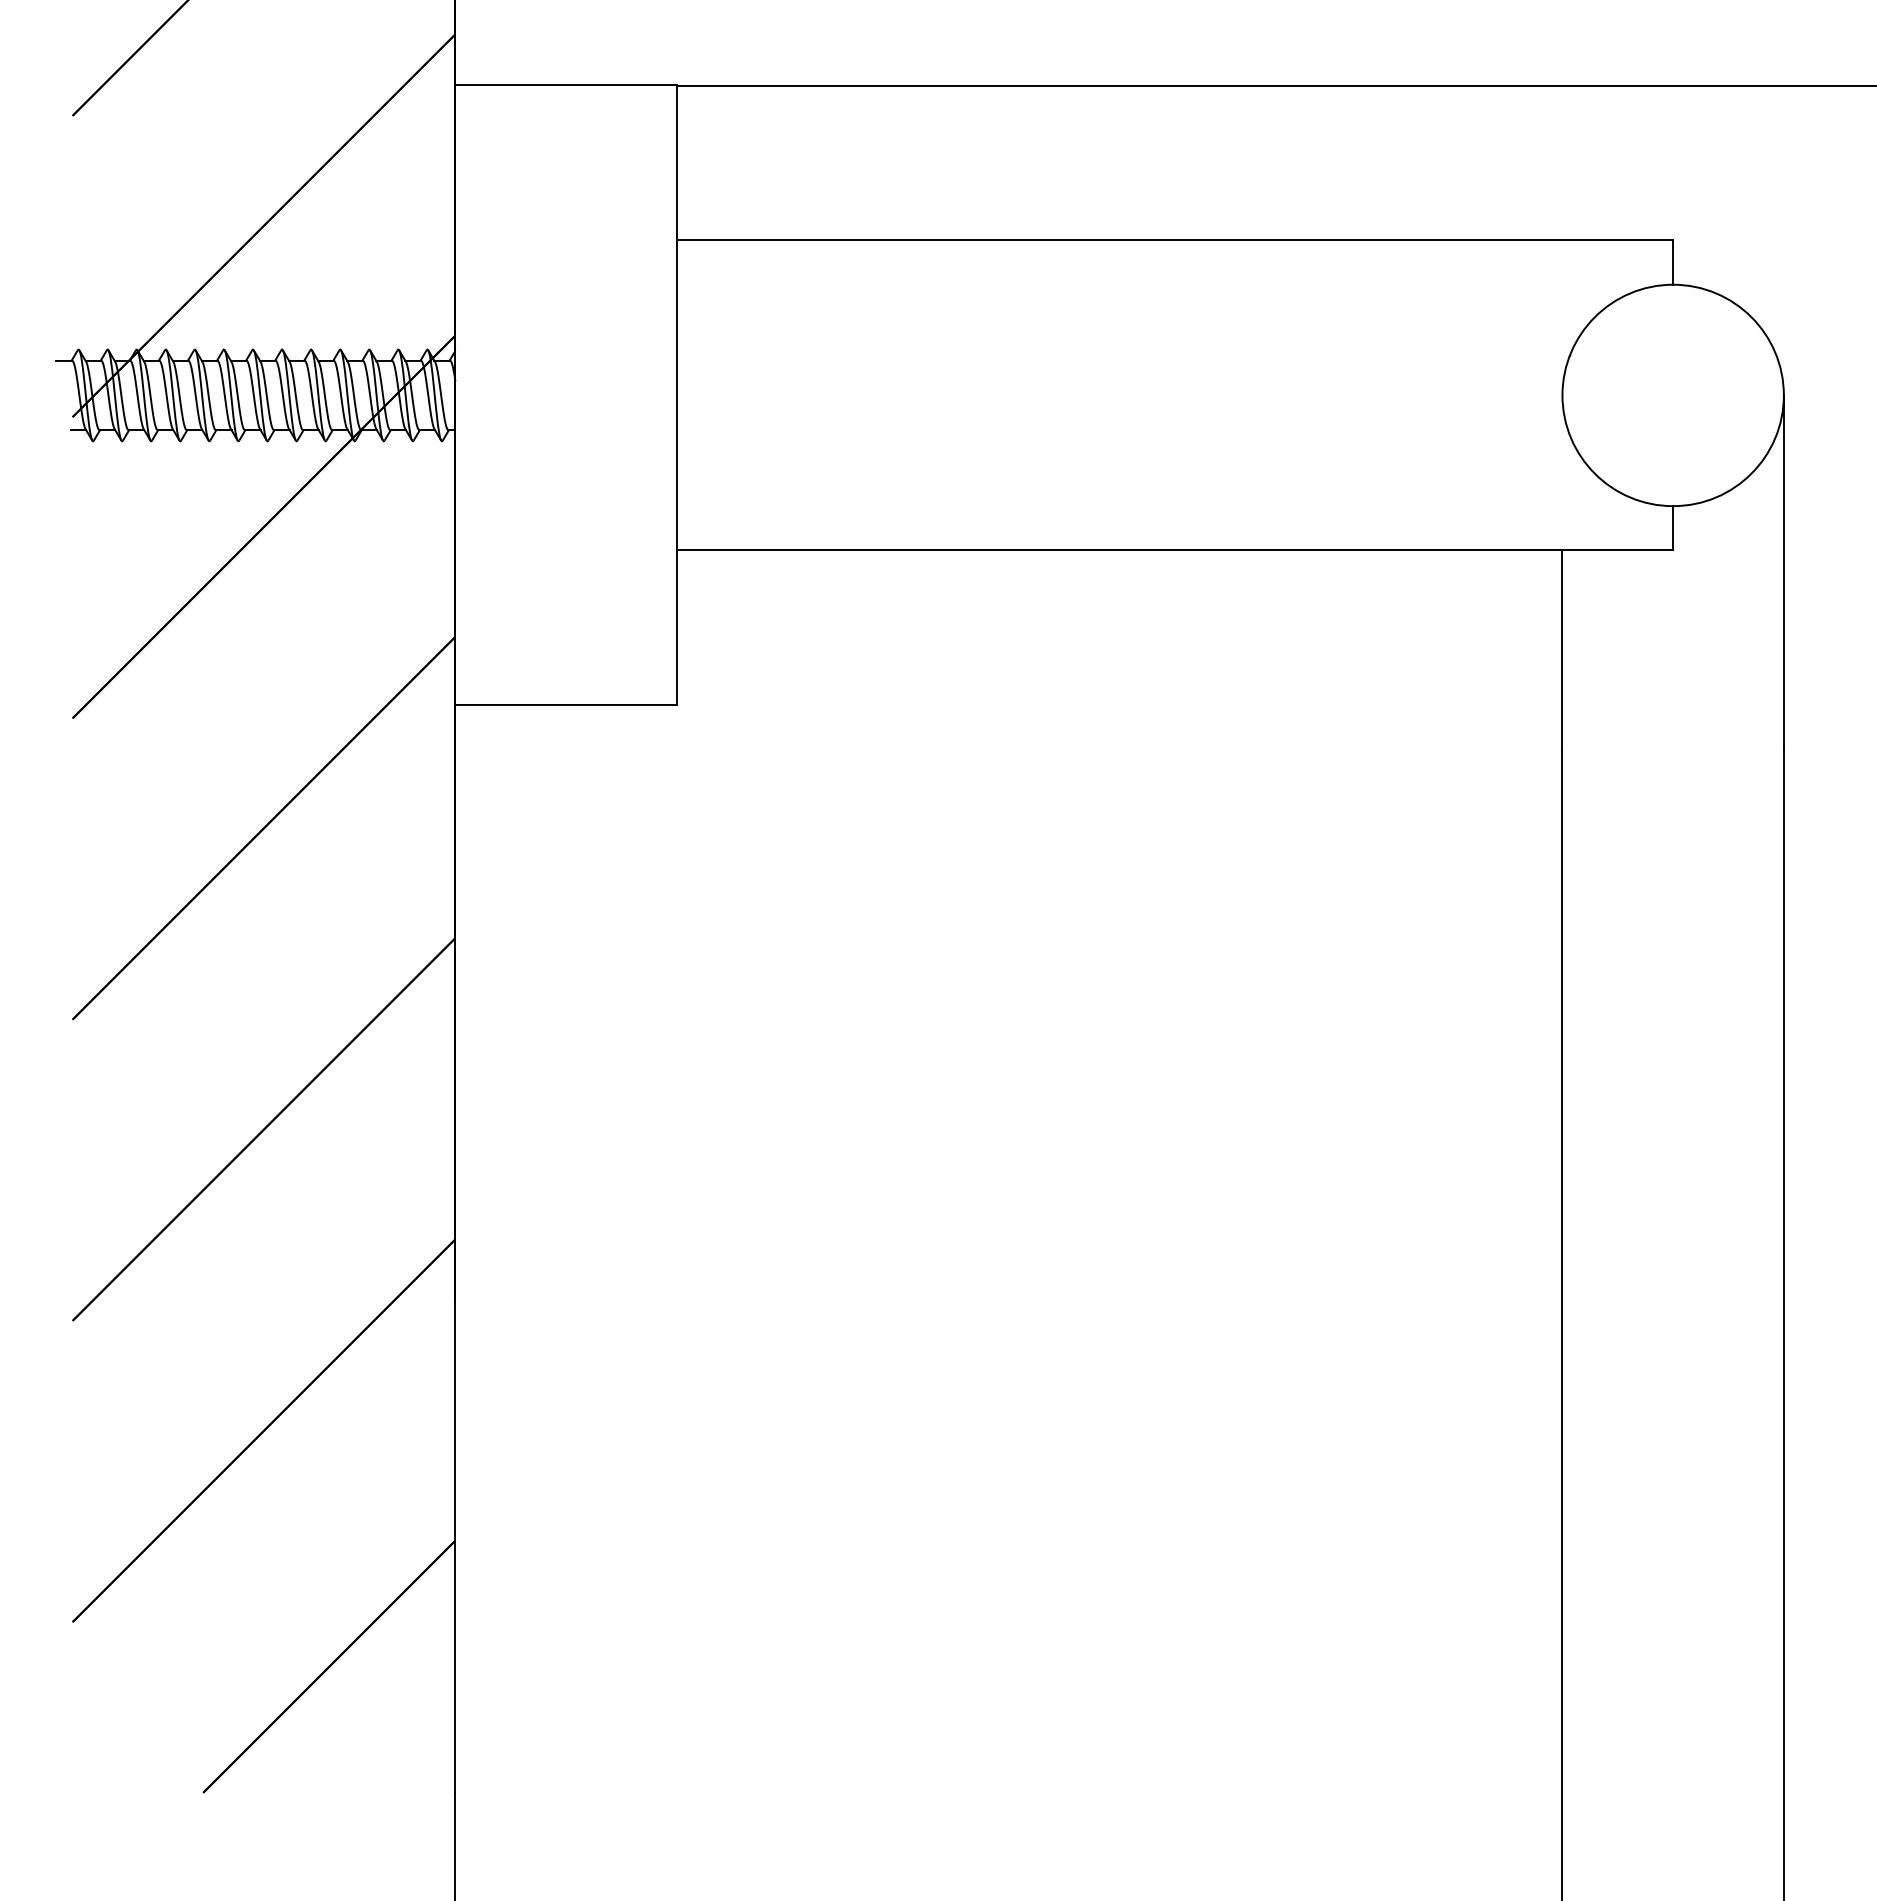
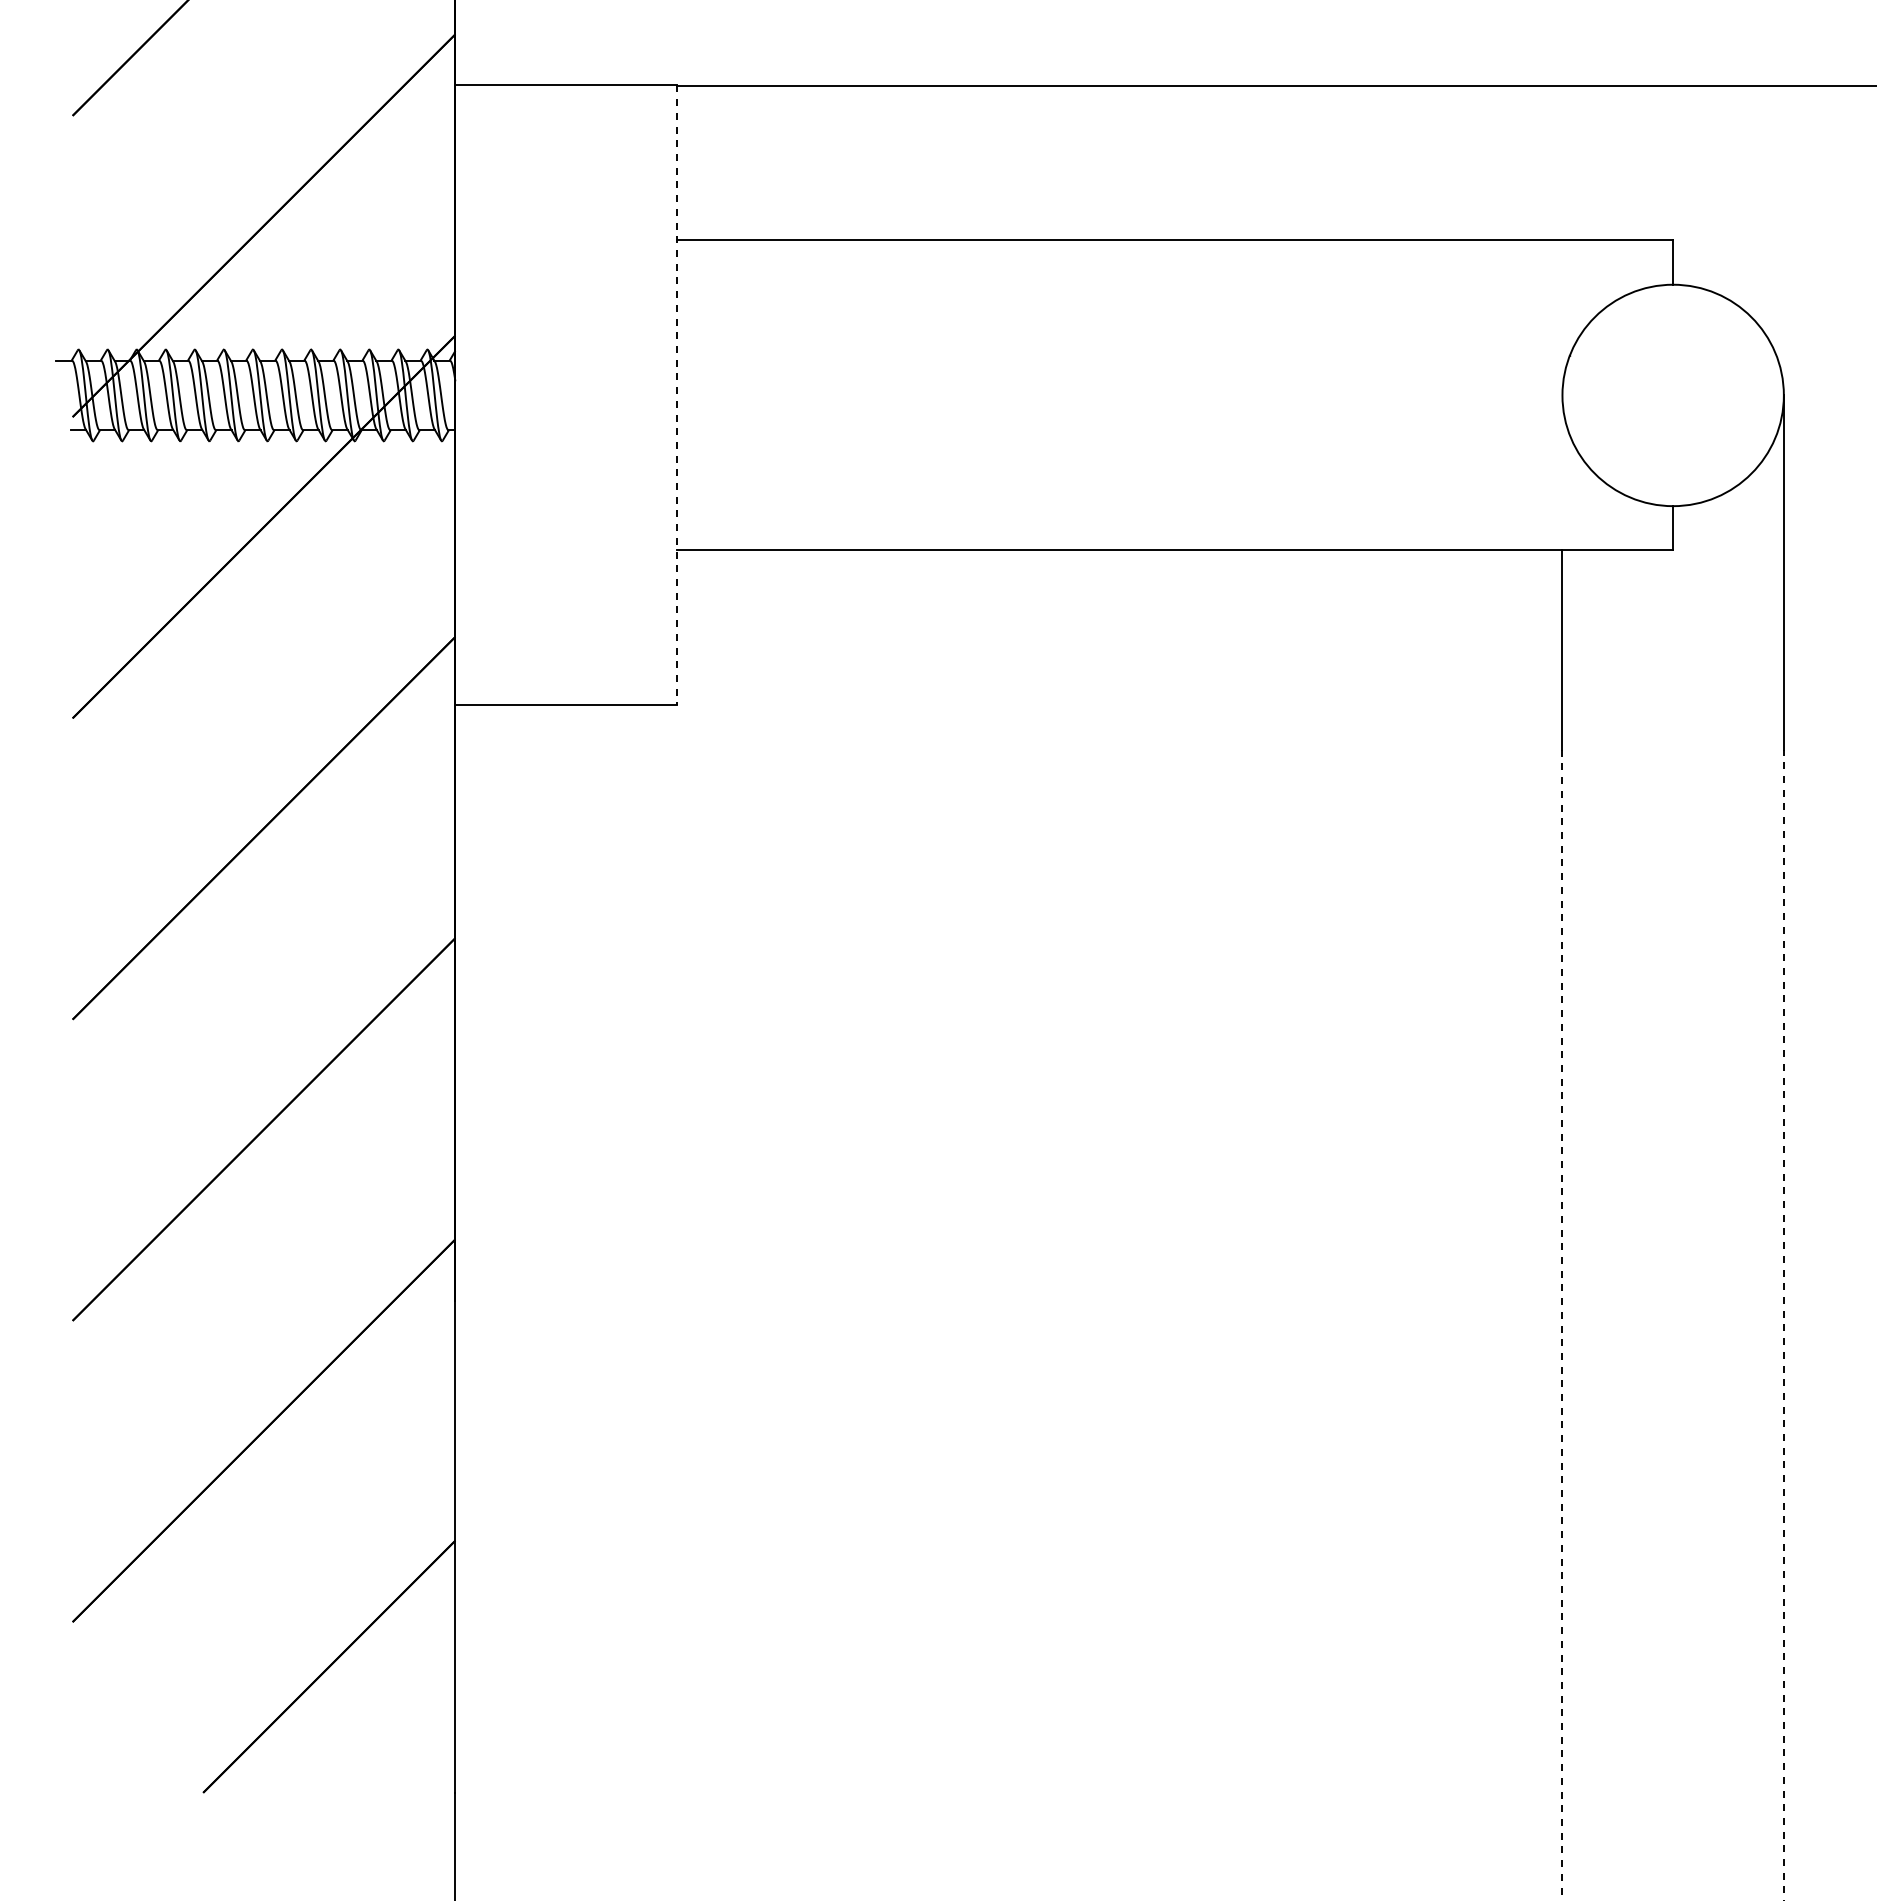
line: solid -> dashed (676, 395)
line: solid -> dashed (1783, 1324)
line: solid -> dashed (1562, 1325)
